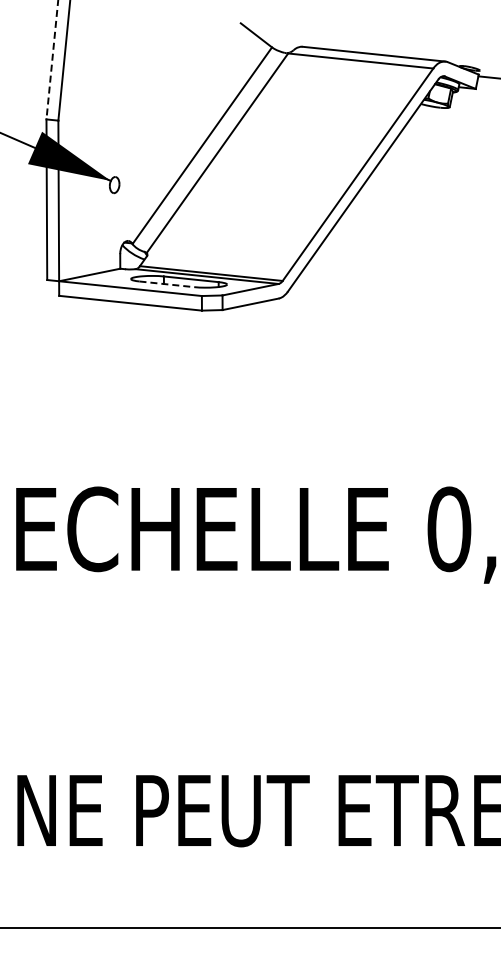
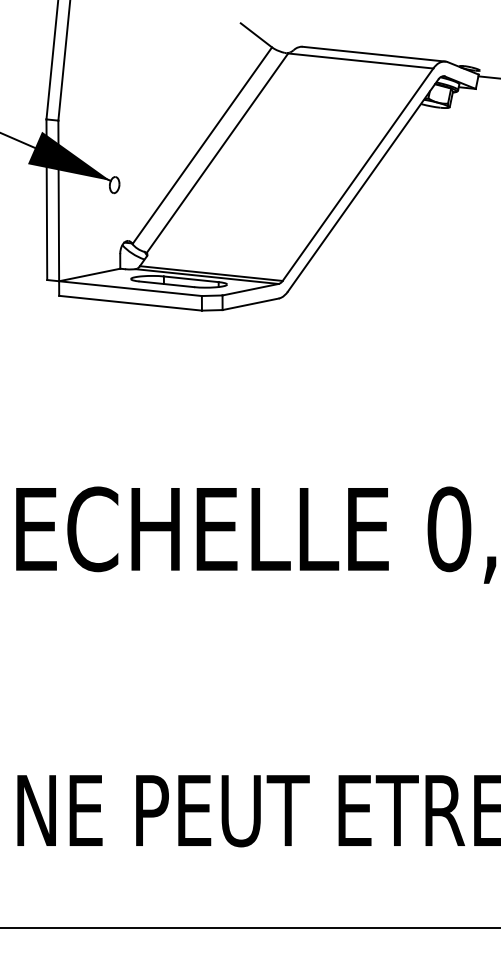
line: dashed -> solid (52, 59)
line: dashed -> solid (166, 284)
